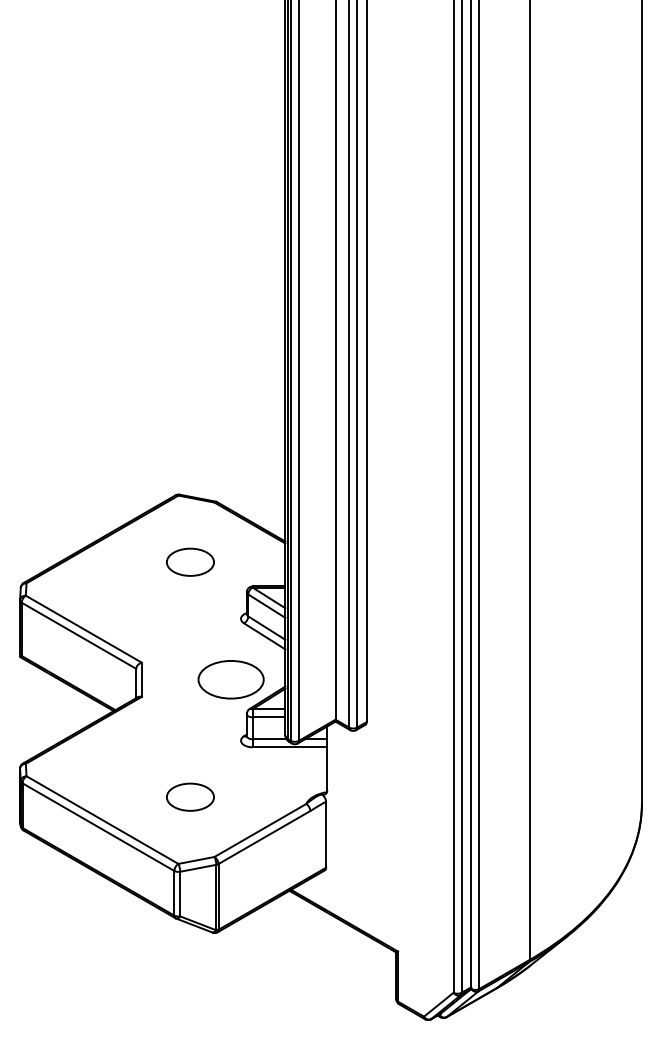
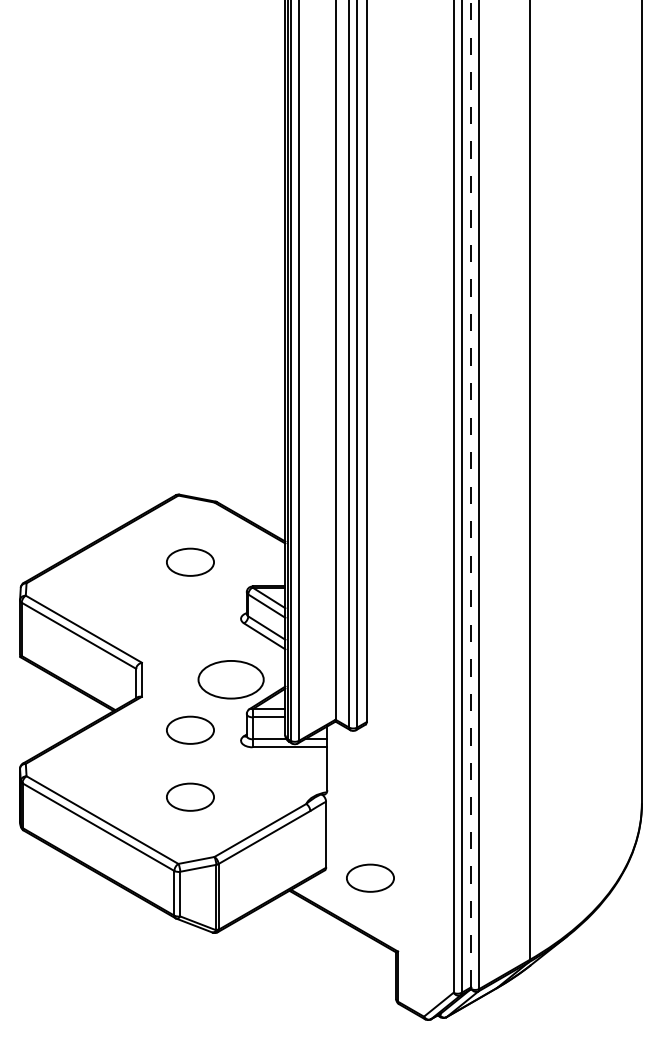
line: solid -> dashed (471, 493)
part: none -> present (190, 729)
part: none -> present (370, 877)
